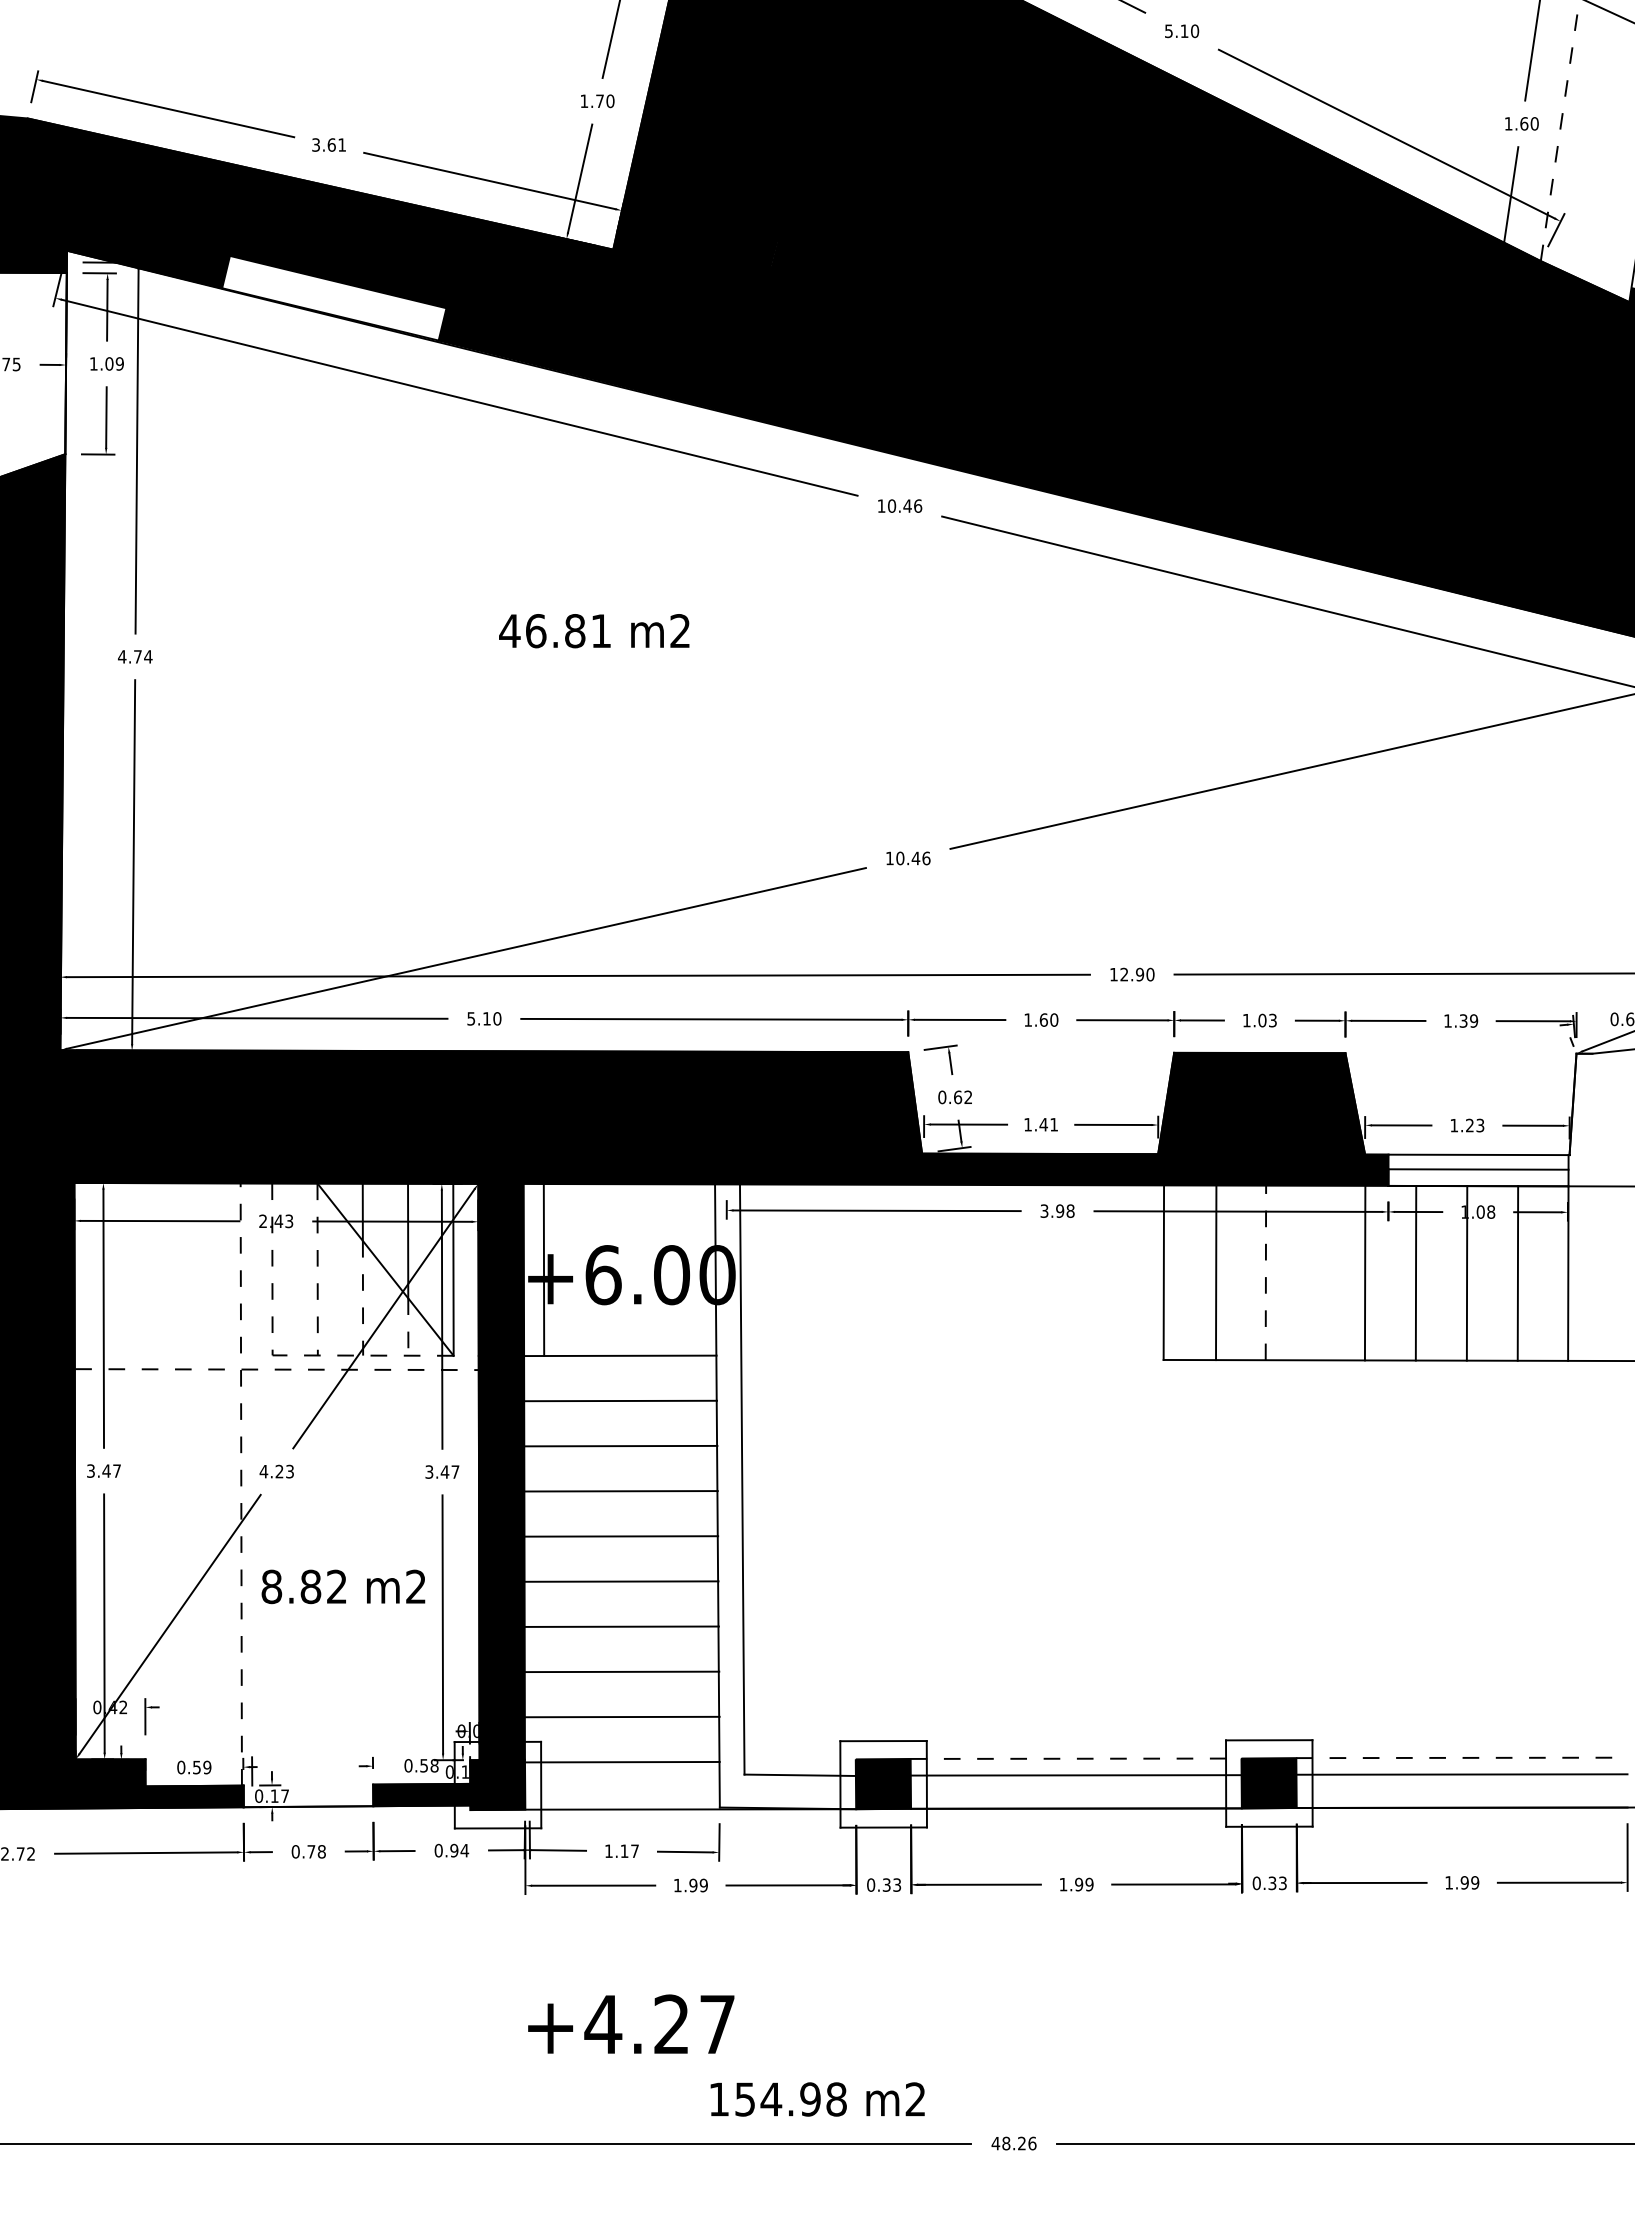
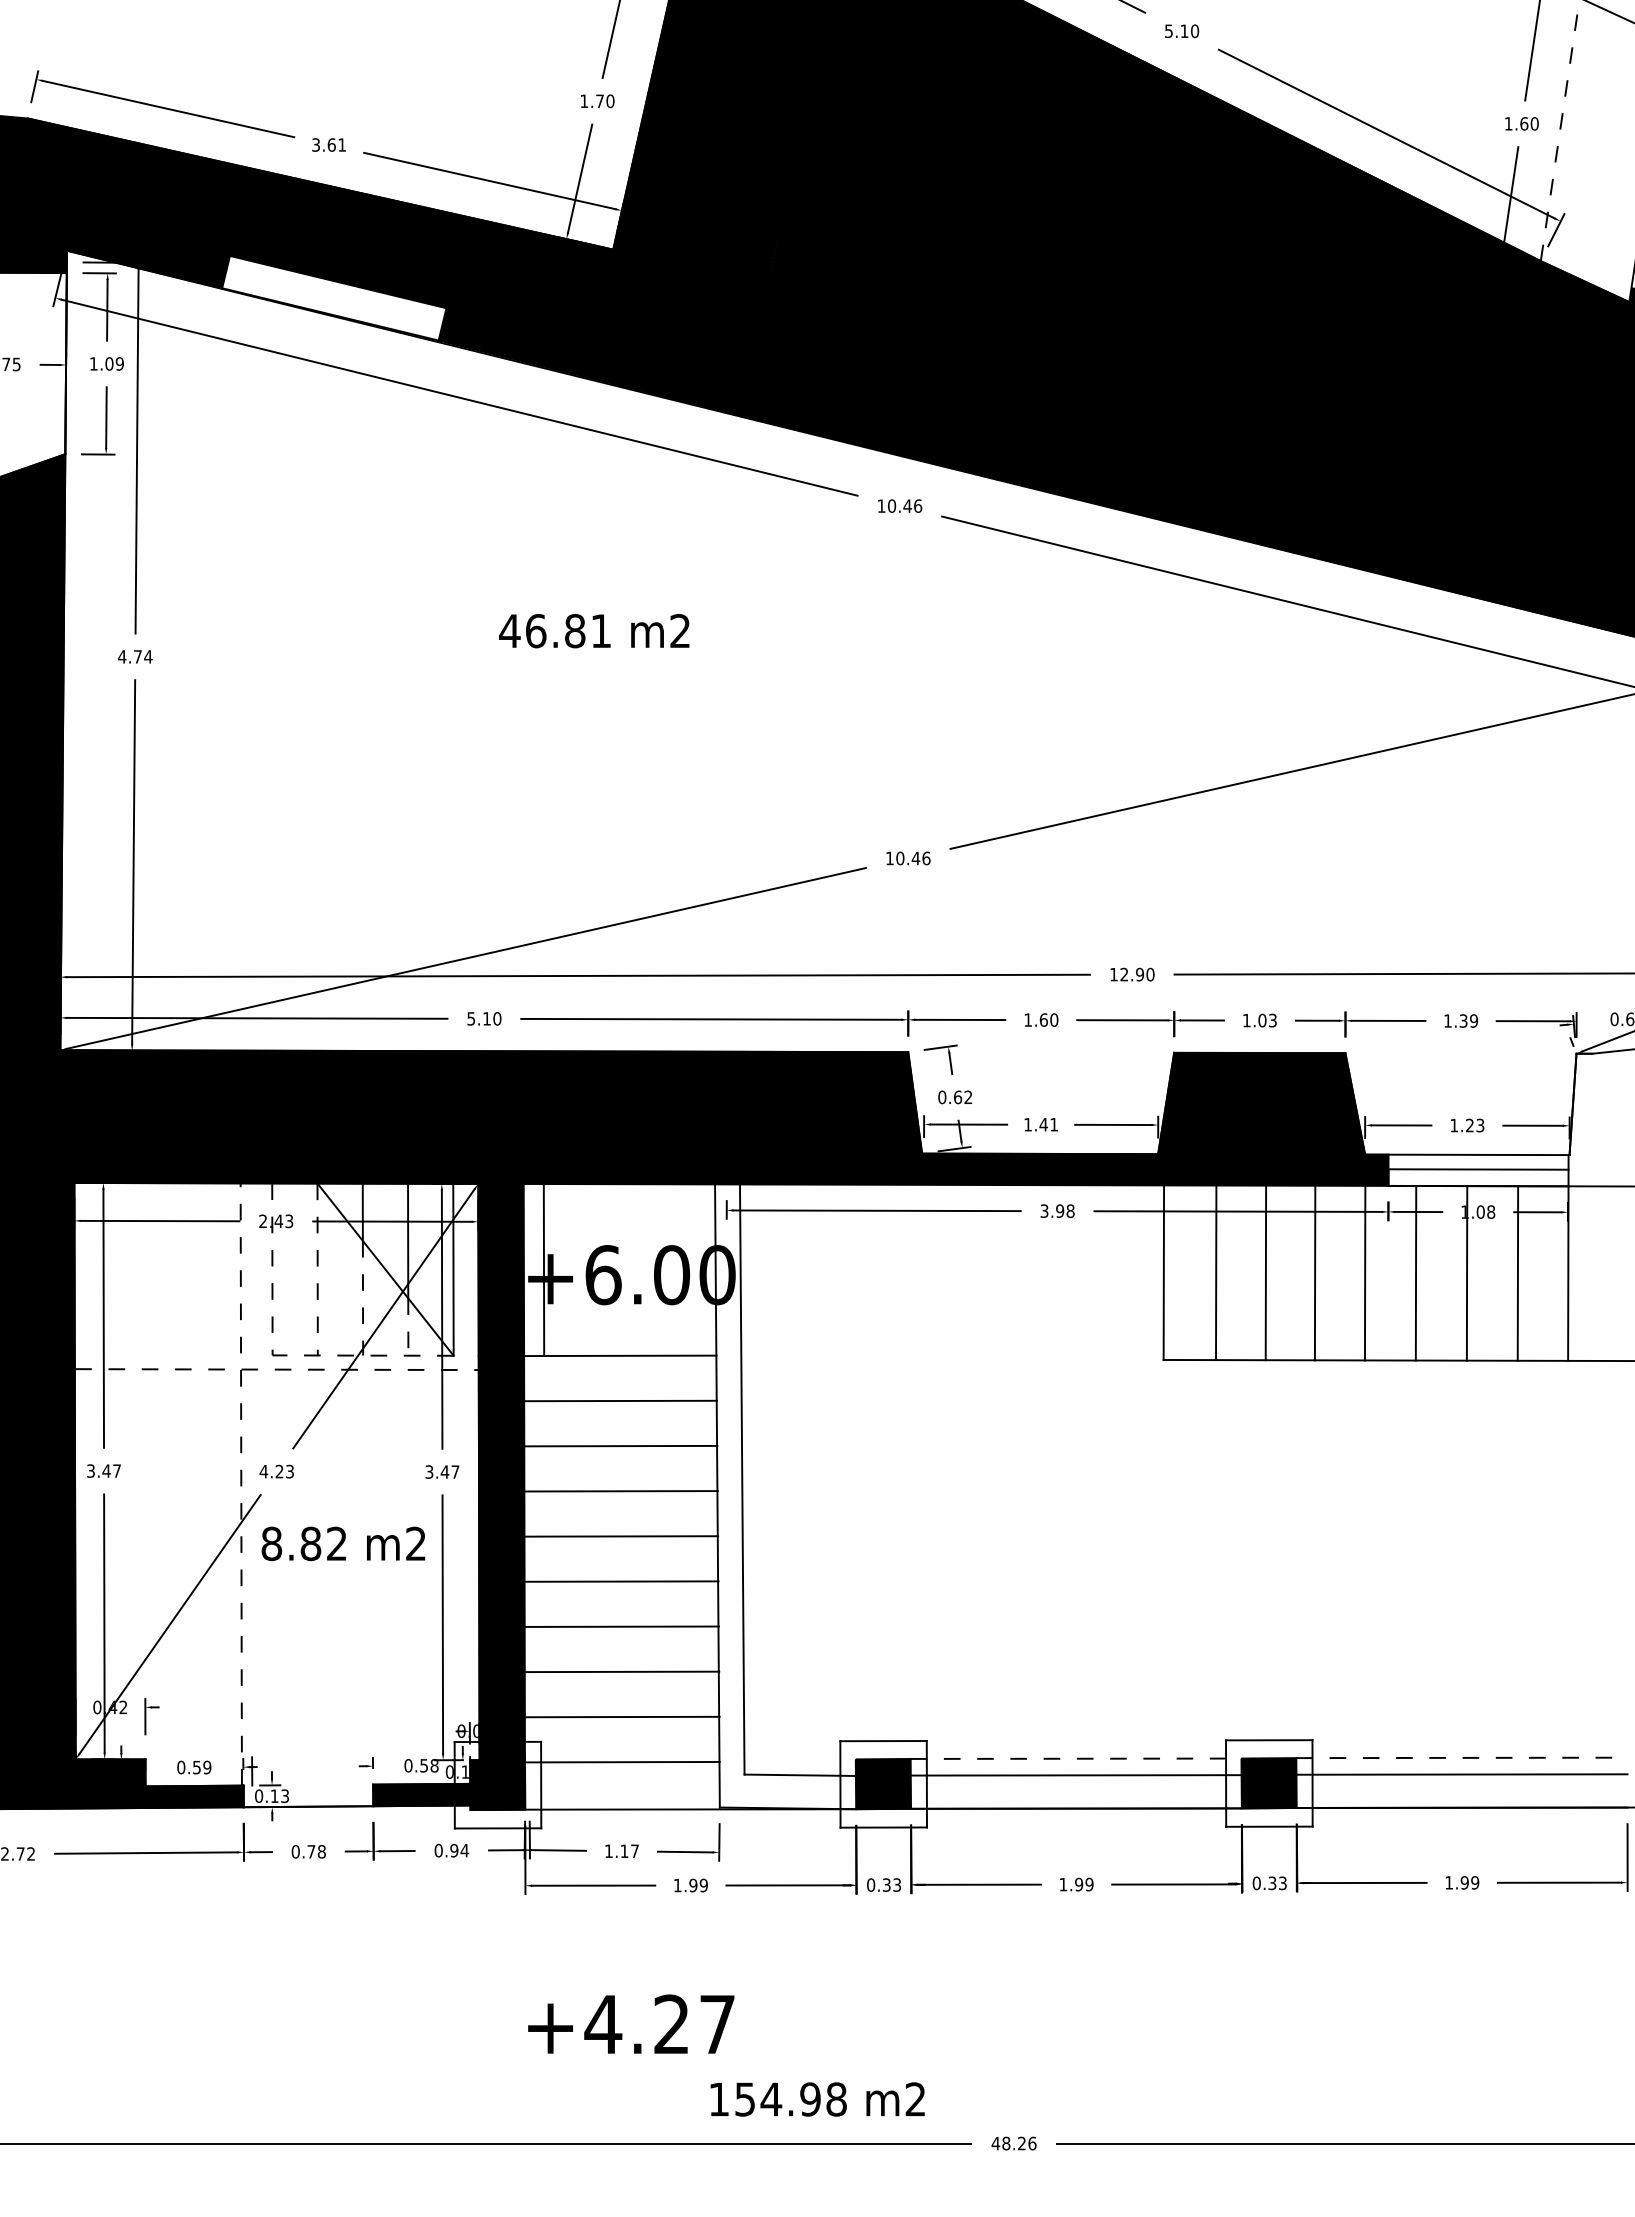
line: dashed -> solid (1265, 1272)
line: none -> present (1314, 1272)
text position: (343, 1586) -> (343, 1543) (343, 1543)
text: 0.17 -> 0.13 (284, 1796)
